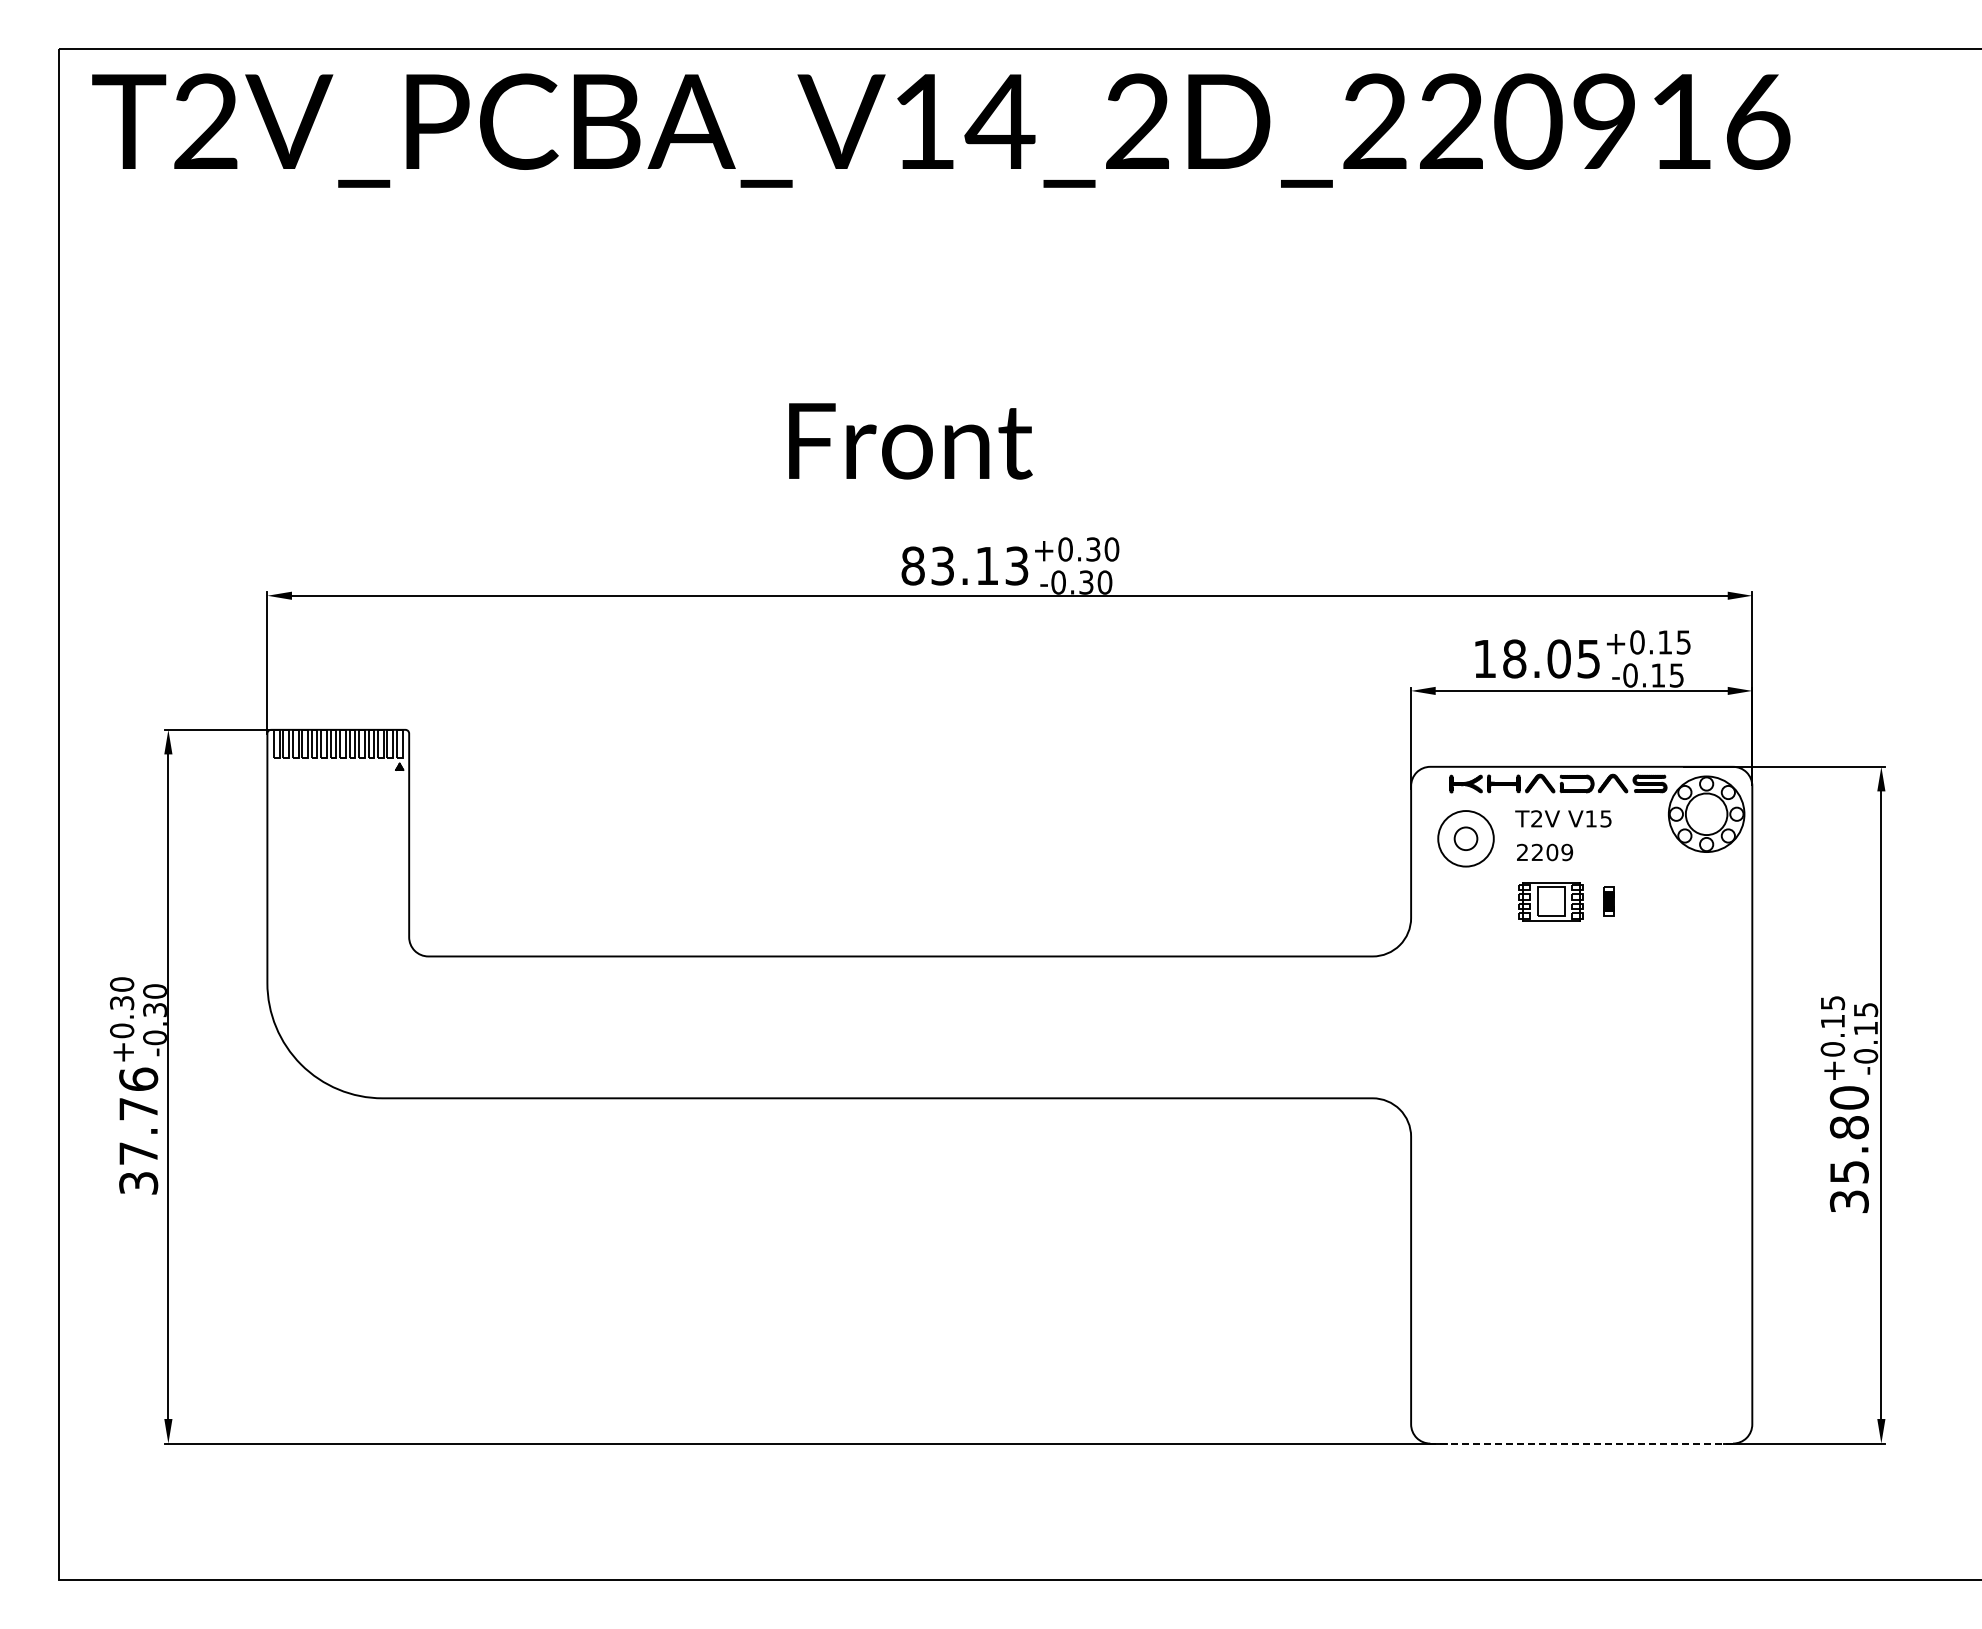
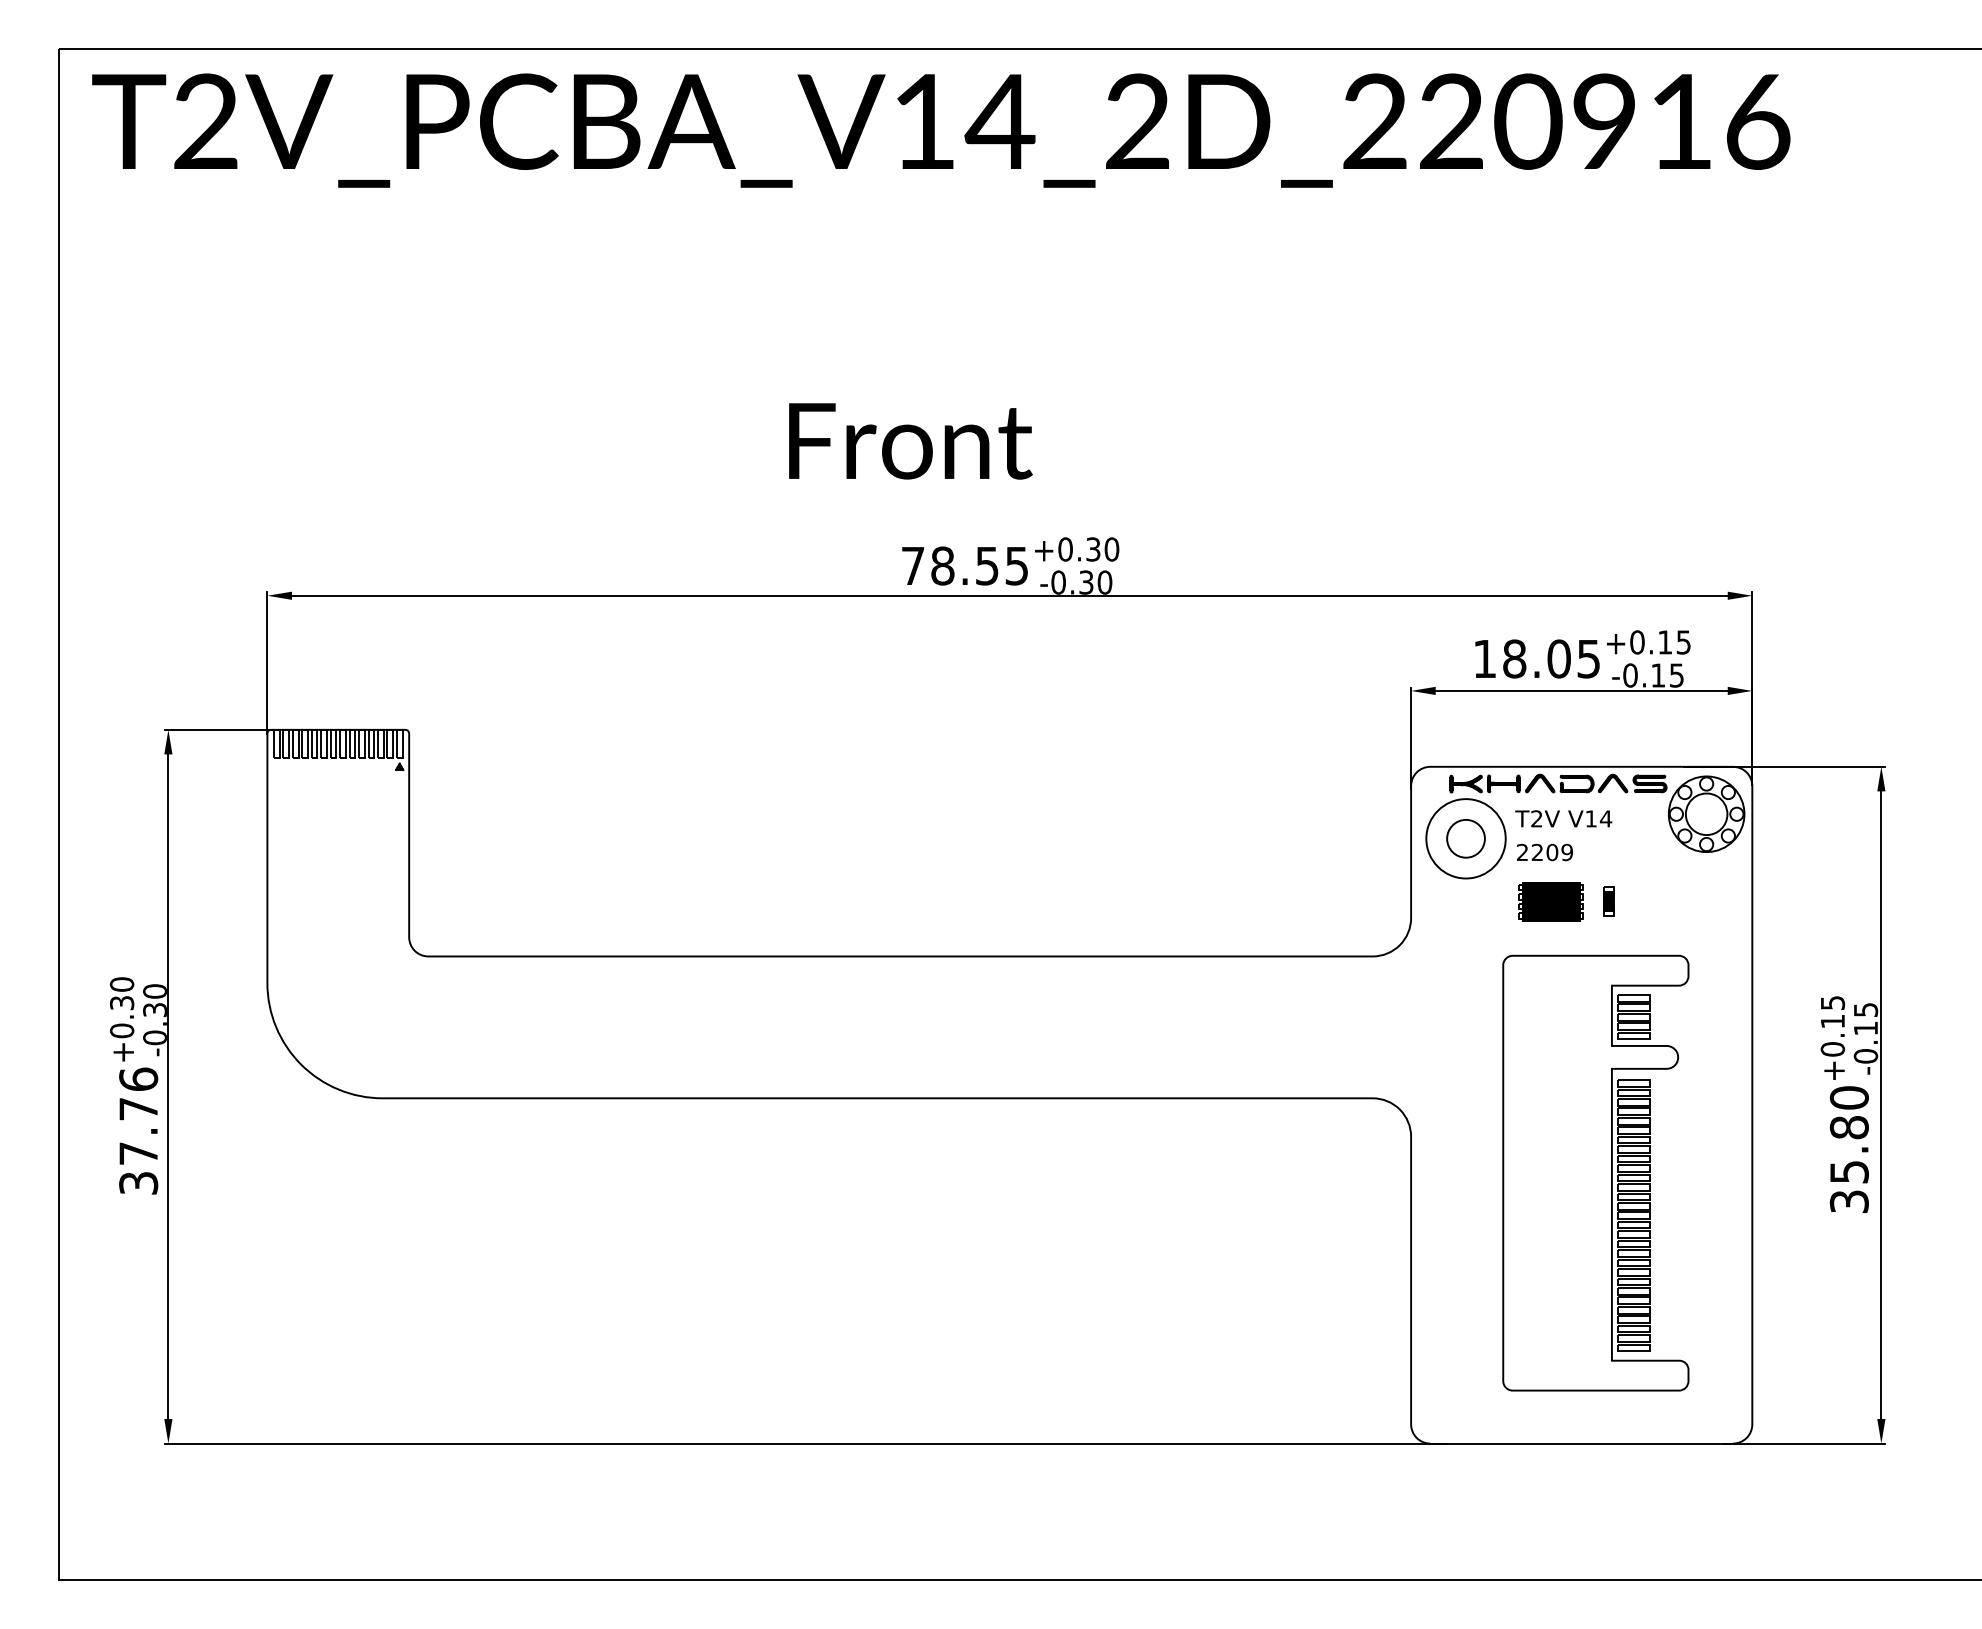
text: 83.13 -> 78.55 (964, 565)
text: V15 -> V14 (1605, 818)
circle diameter: 23 px -> 38 px (1465, 838)
circle diameter: 56 px -> 79 px (1465, 838)
hatch: none -> present (1550, 901)
part: none -> present (1595, 1172)
line: dashed -> solid (1581, 1443)
